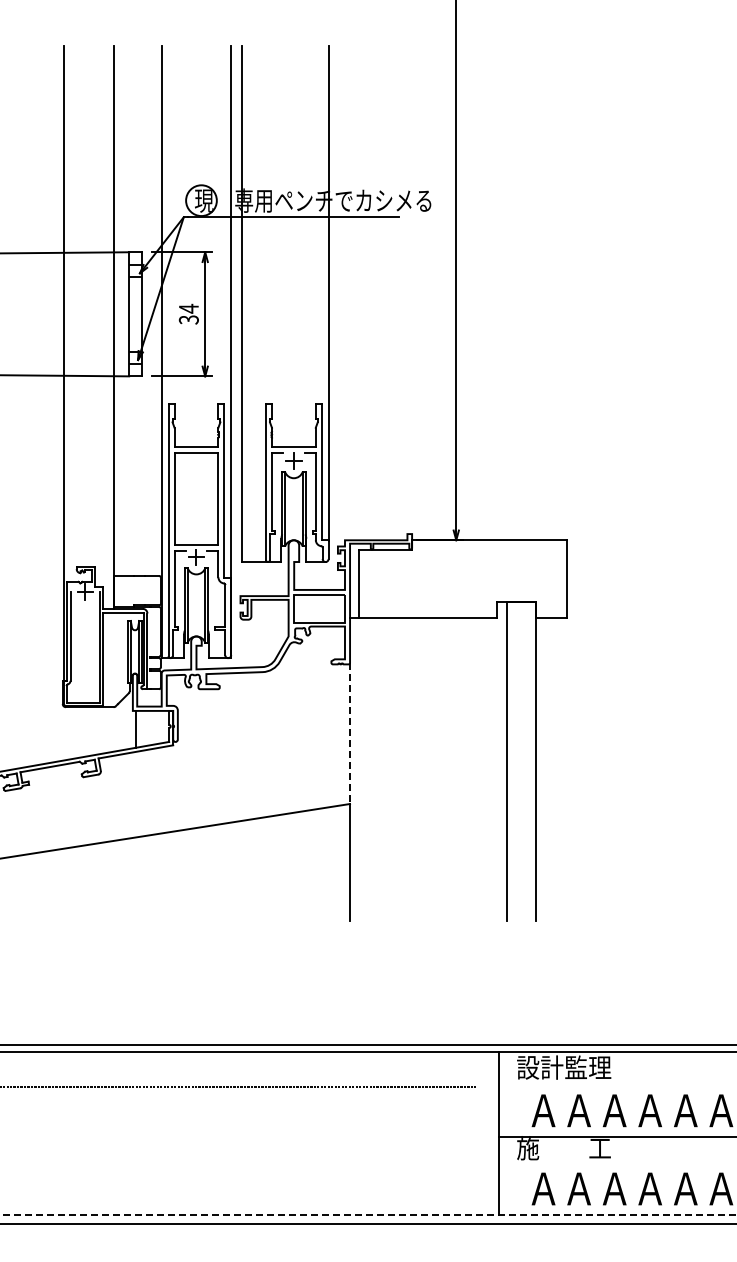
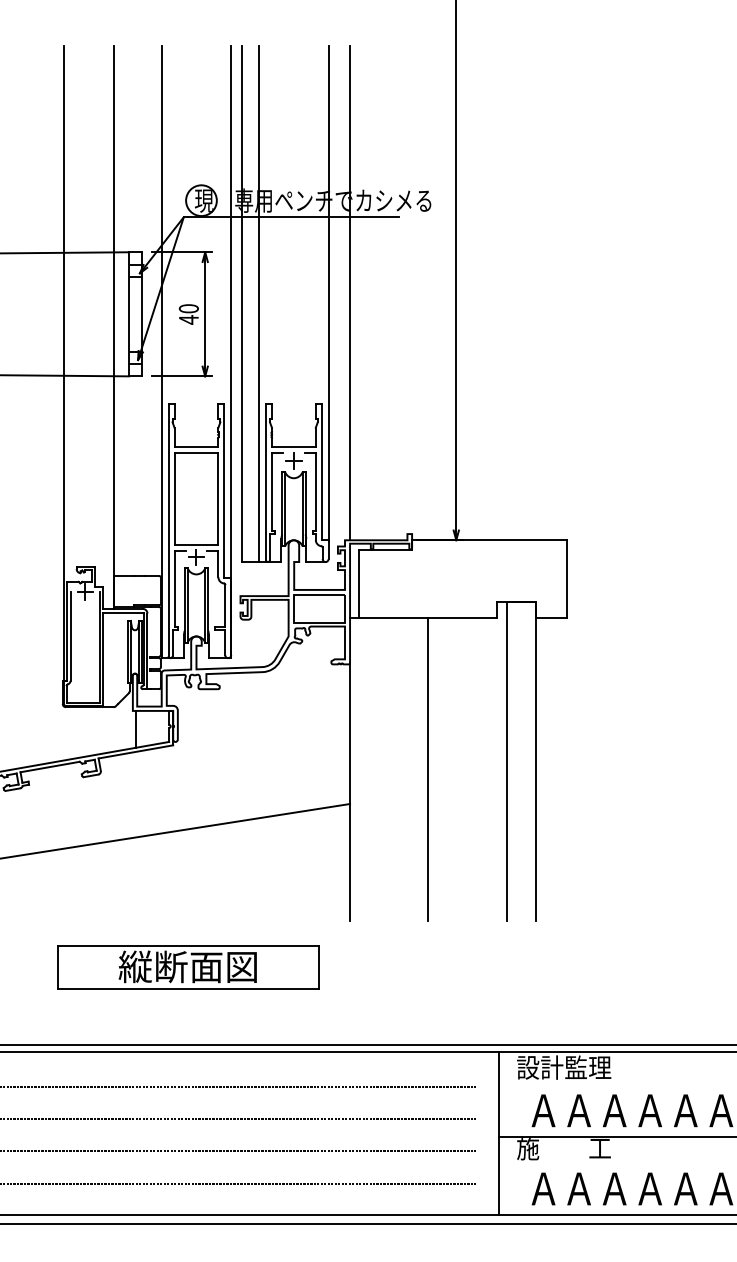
line: none -> present (350, 292)
line: none -> present (259, 303)
text: 34 -> 40 (188, 313)
line: dashed -> solid (350, 733)
line: none -> present (427, 769)
part: none -> present (188, 967)
line: none -> present (239, 1119)
line: none -> present (239, 1151)
line: none -> present (239, 1183)
line: dashed -> solid (368, 1214)
